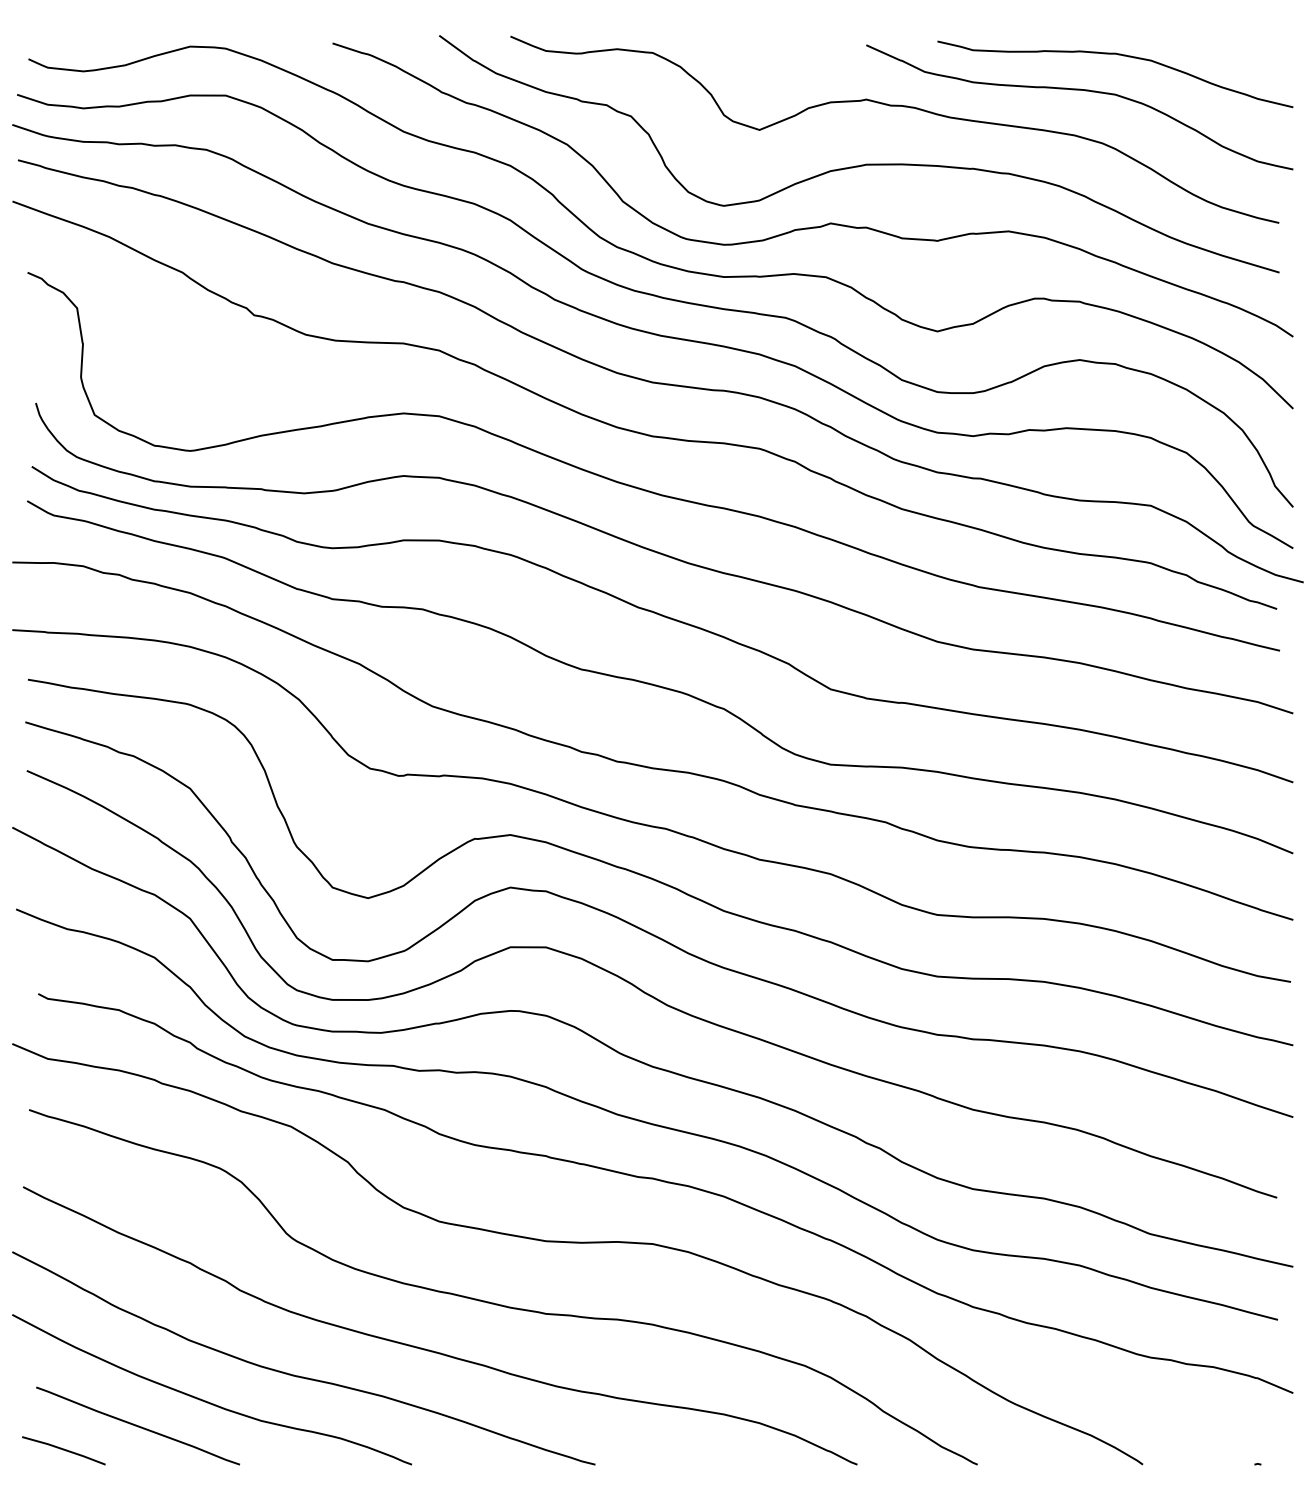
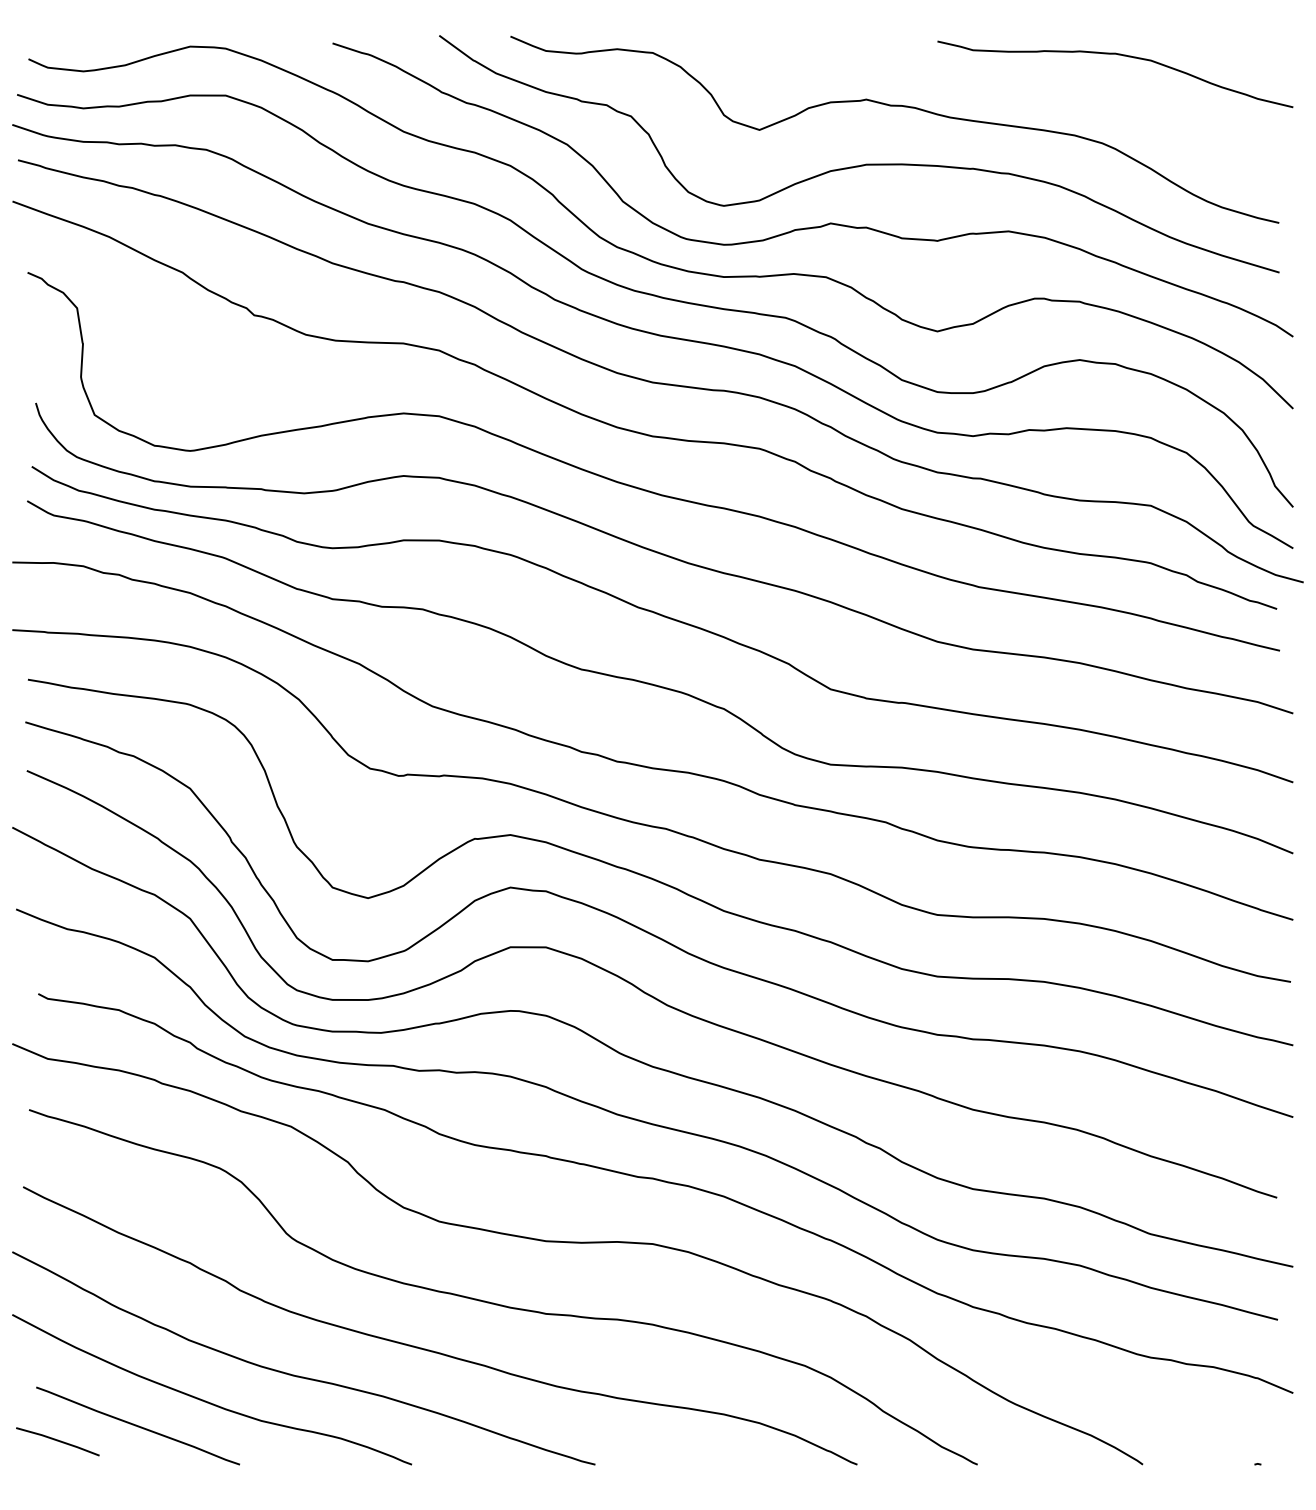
curve: present -> none (1079, 90)
line position: (63, 1450) -> (57, 1441) (57, 1441)
